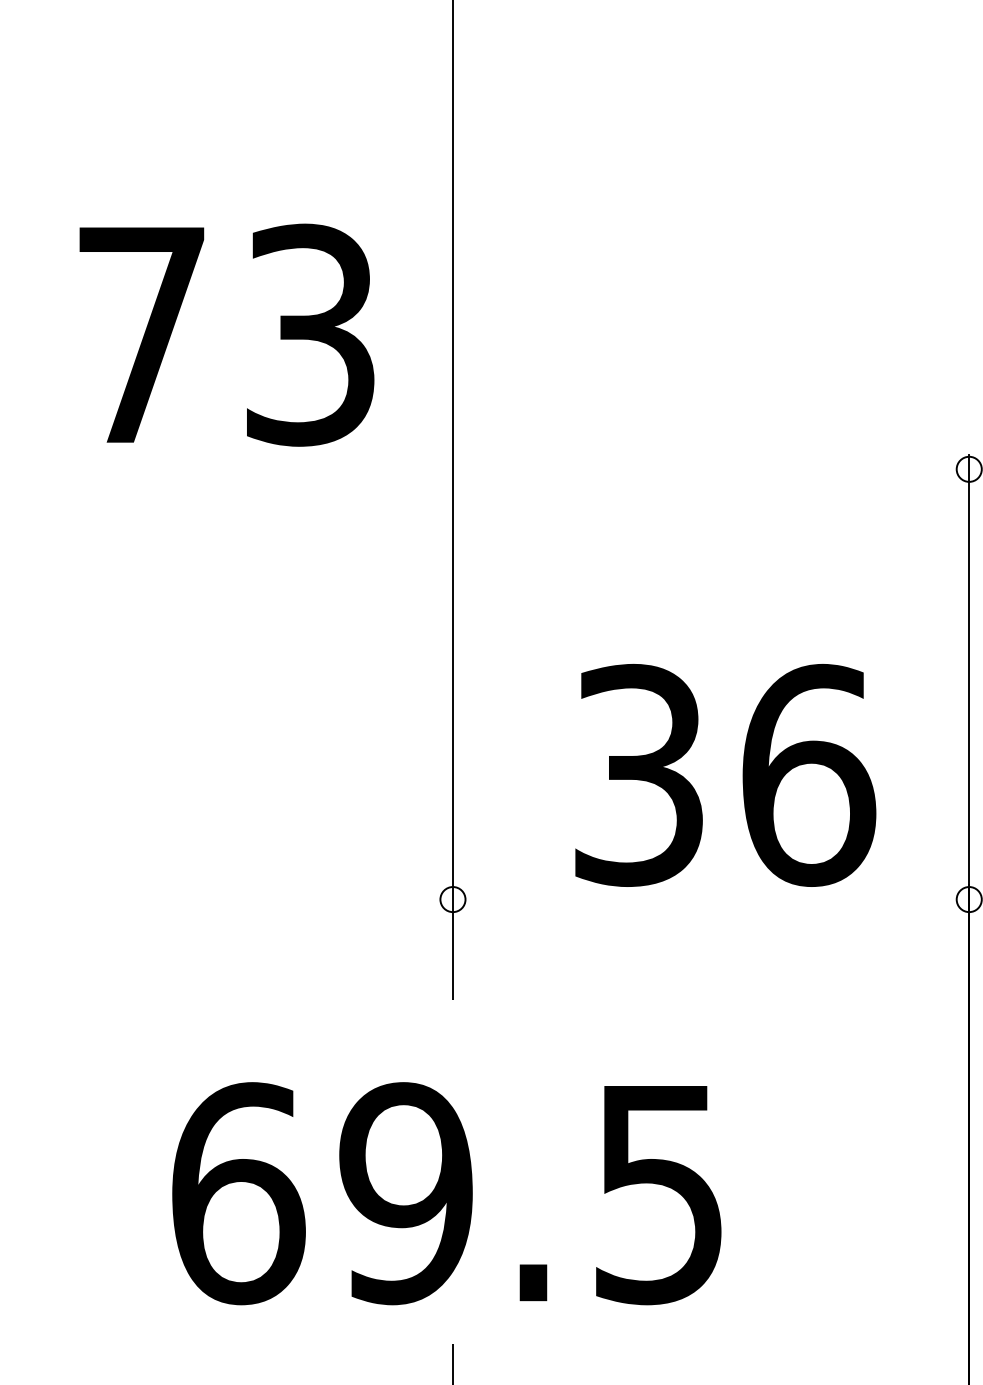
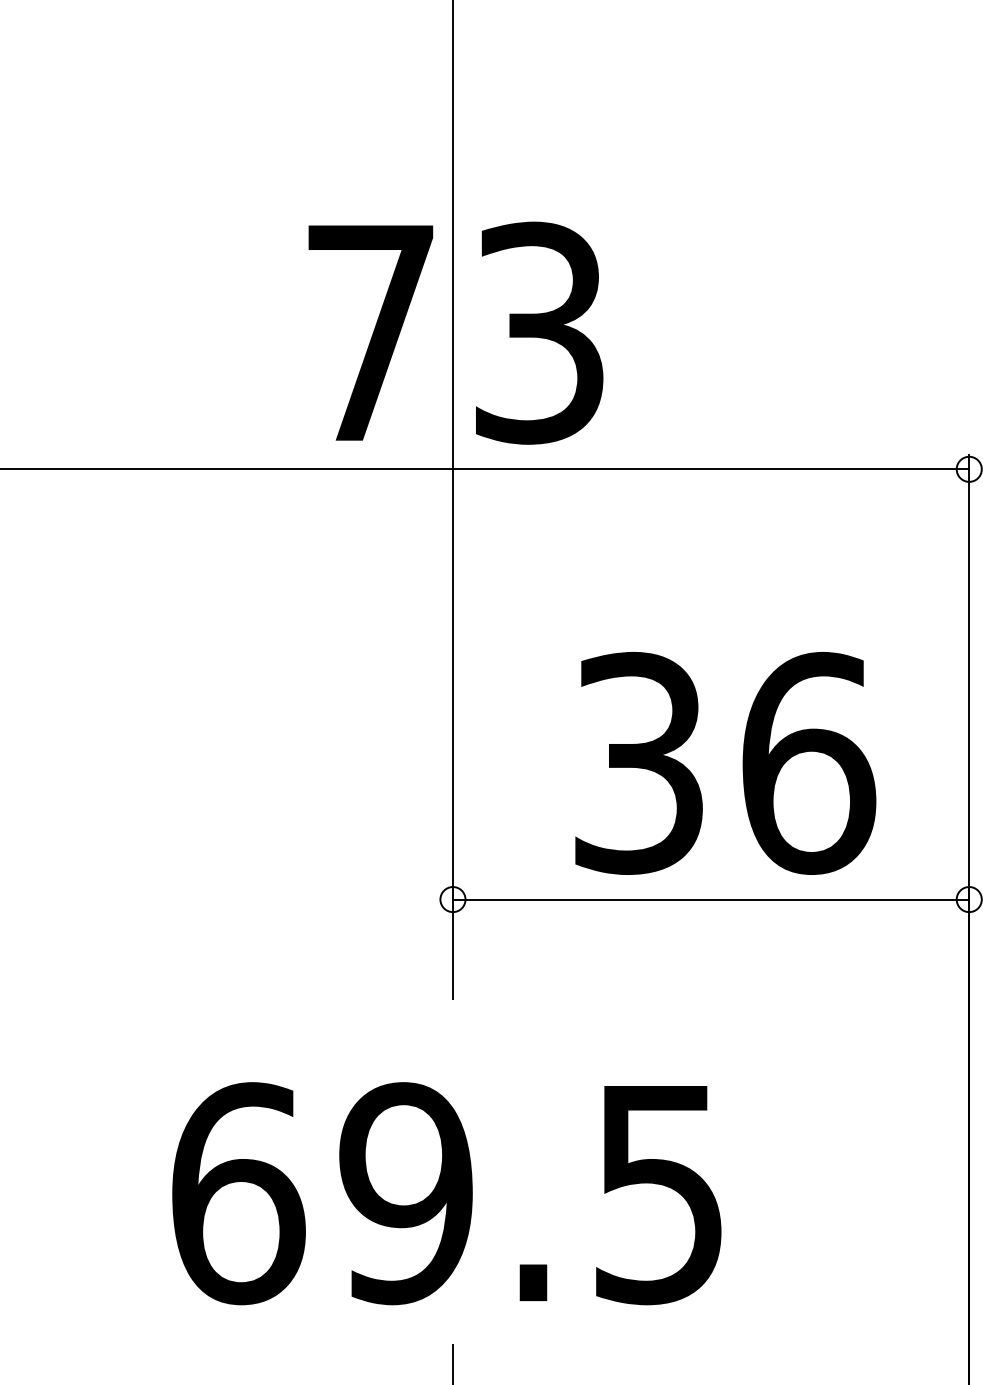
text position: (226, 334) -> (455, 332) (455, 332)
line: none -> present (485, 469)
text position: (725, 775) -> (725, 763) (725, 763)
line: none -> present (710, 899)
